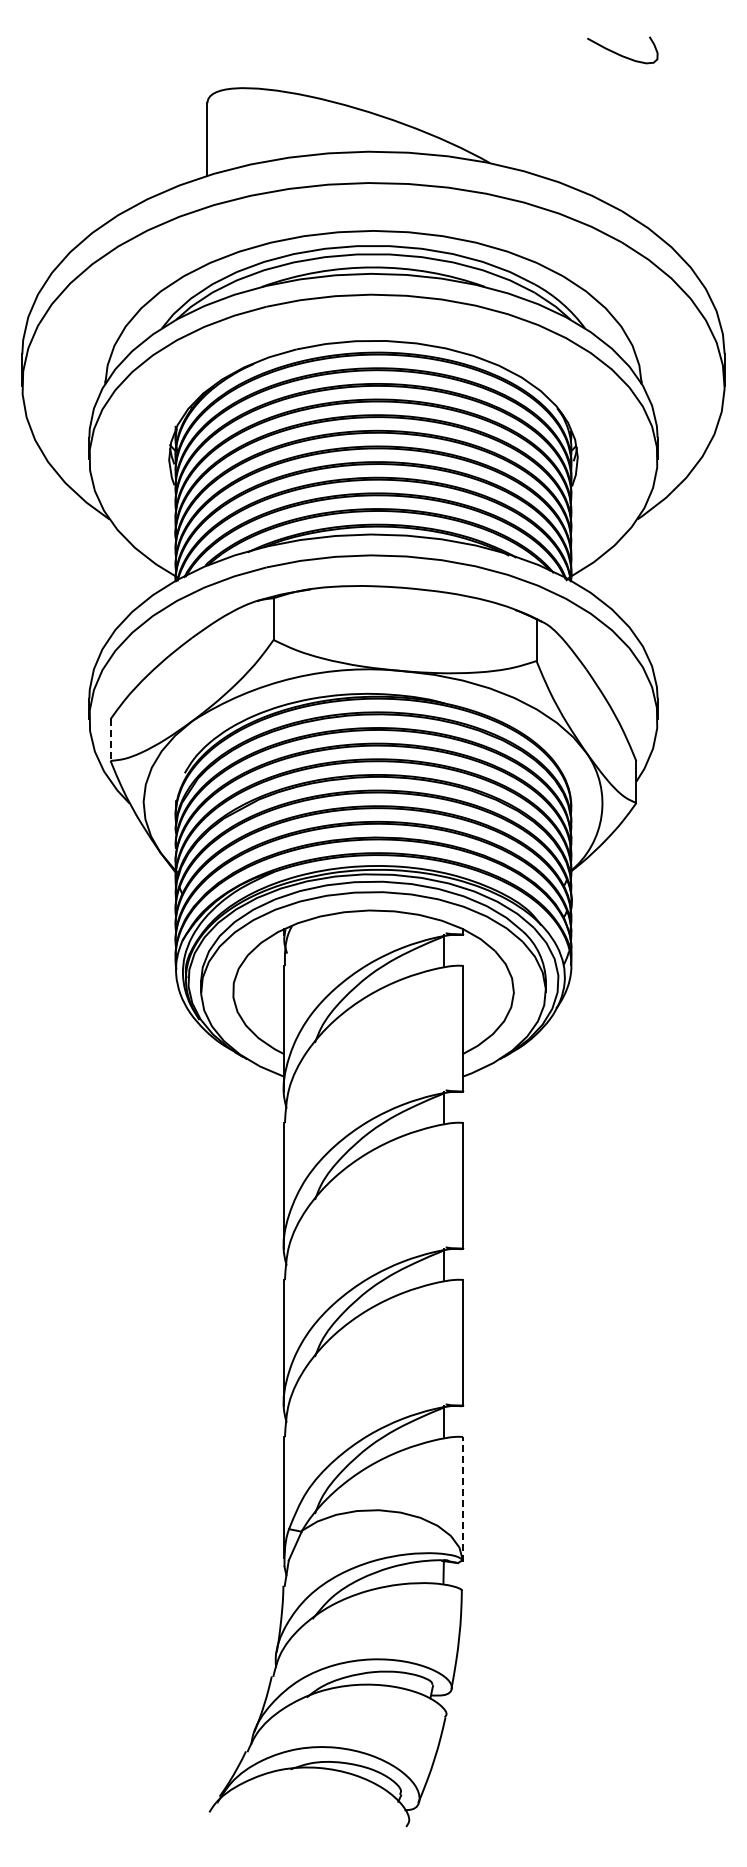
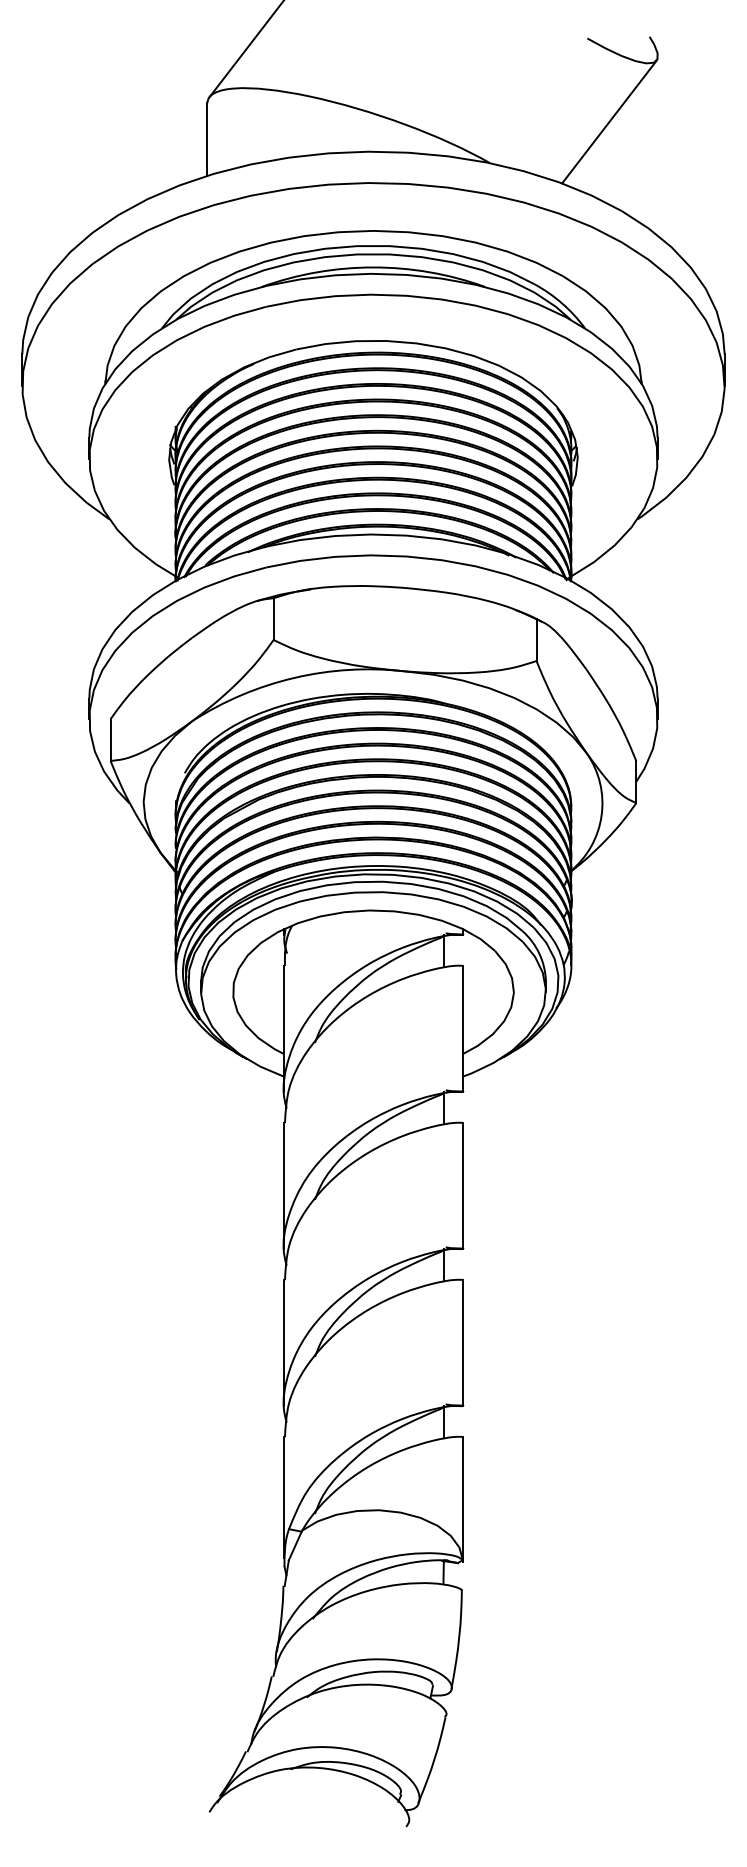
line: none -> present (245, 49)
line: none -> present (609, 121)
line: dashed -> solid (110, 740)
line: dashed -> solid (462, 1498)
